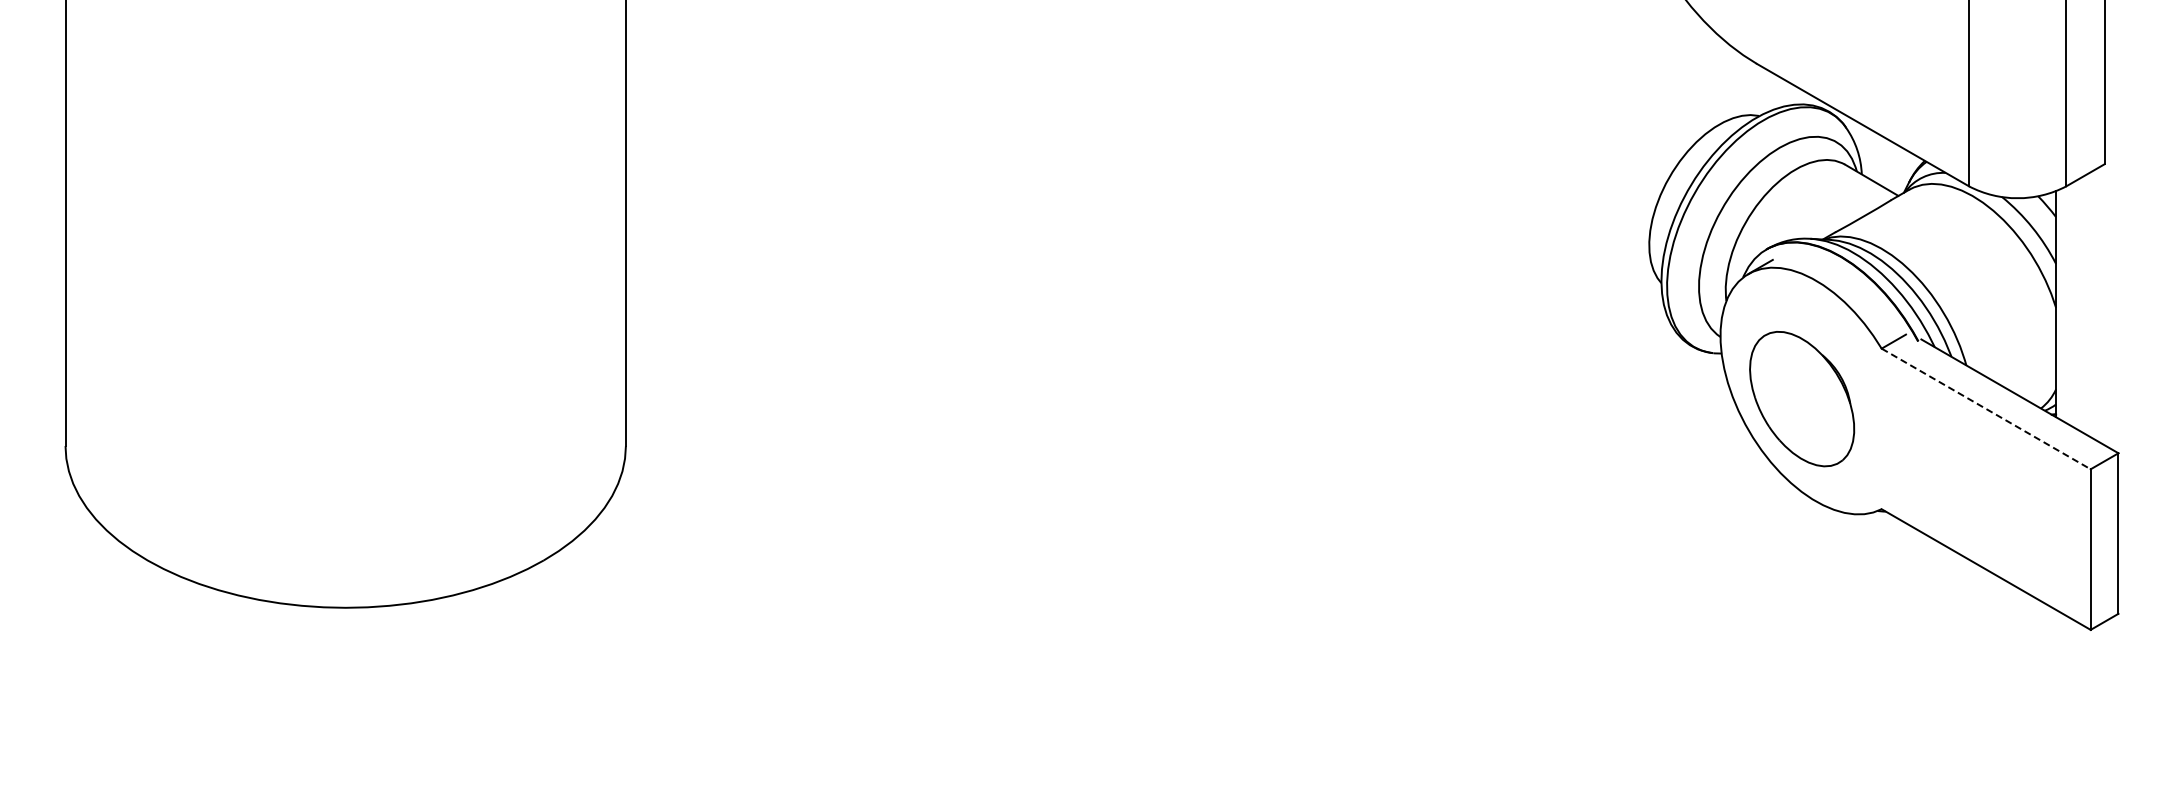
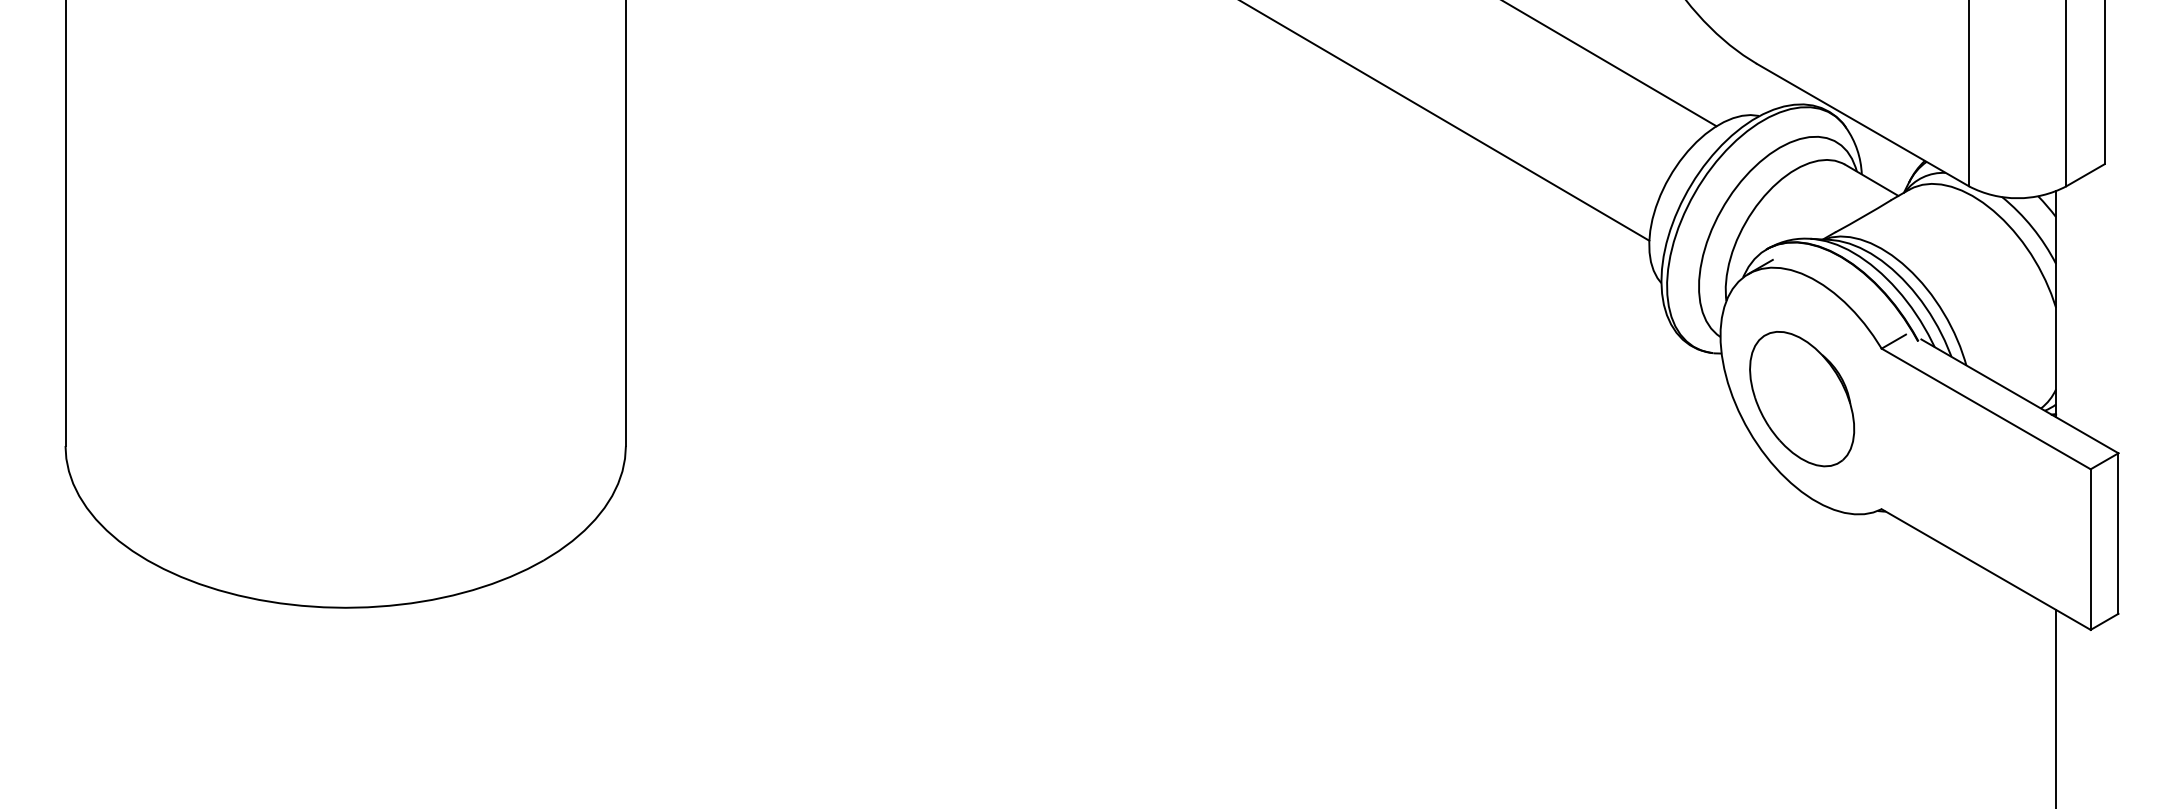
line: none -> present (1610, 64)
line: none -> present (1445, 121)
line: dashed -> solid (1986, 408)
line: none -> present (2056, 707)
